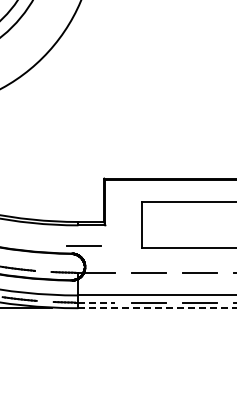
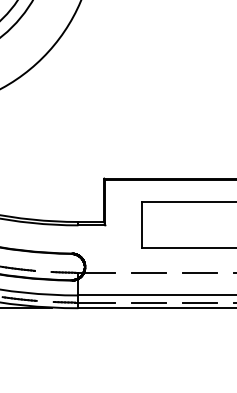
line: present -> none (83, 245)
line: dashed -> solid (97, 302)
line: dashed -> solid (157, 308)
